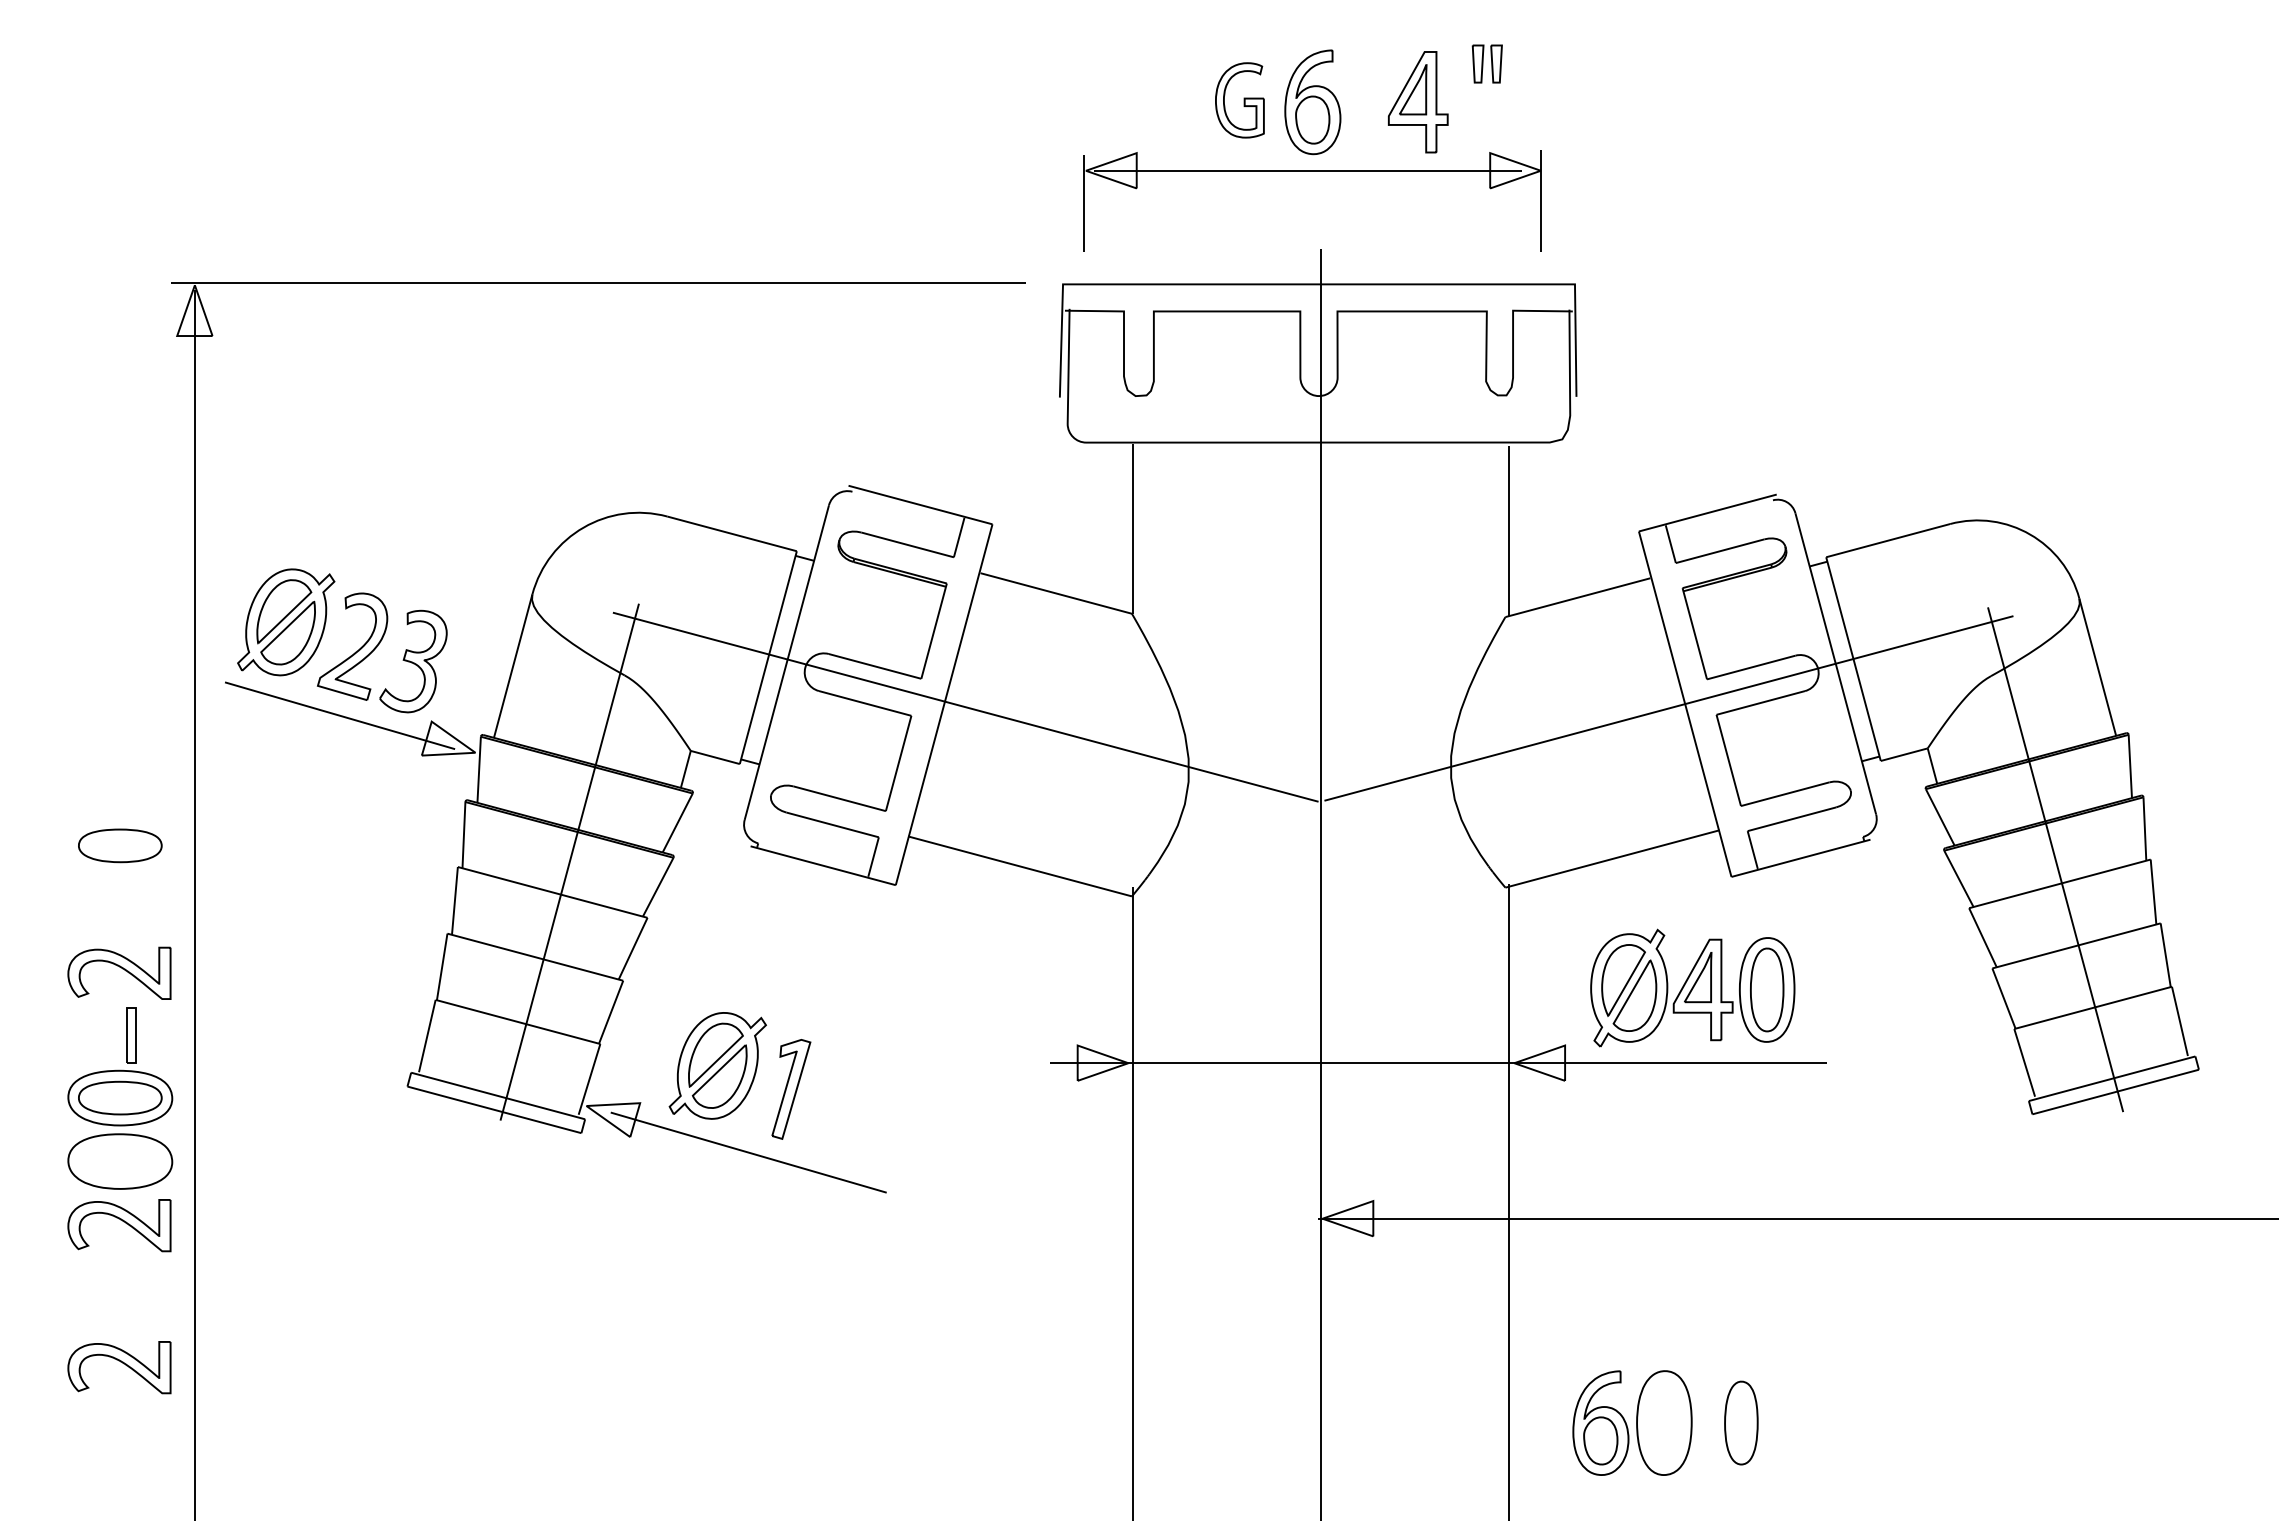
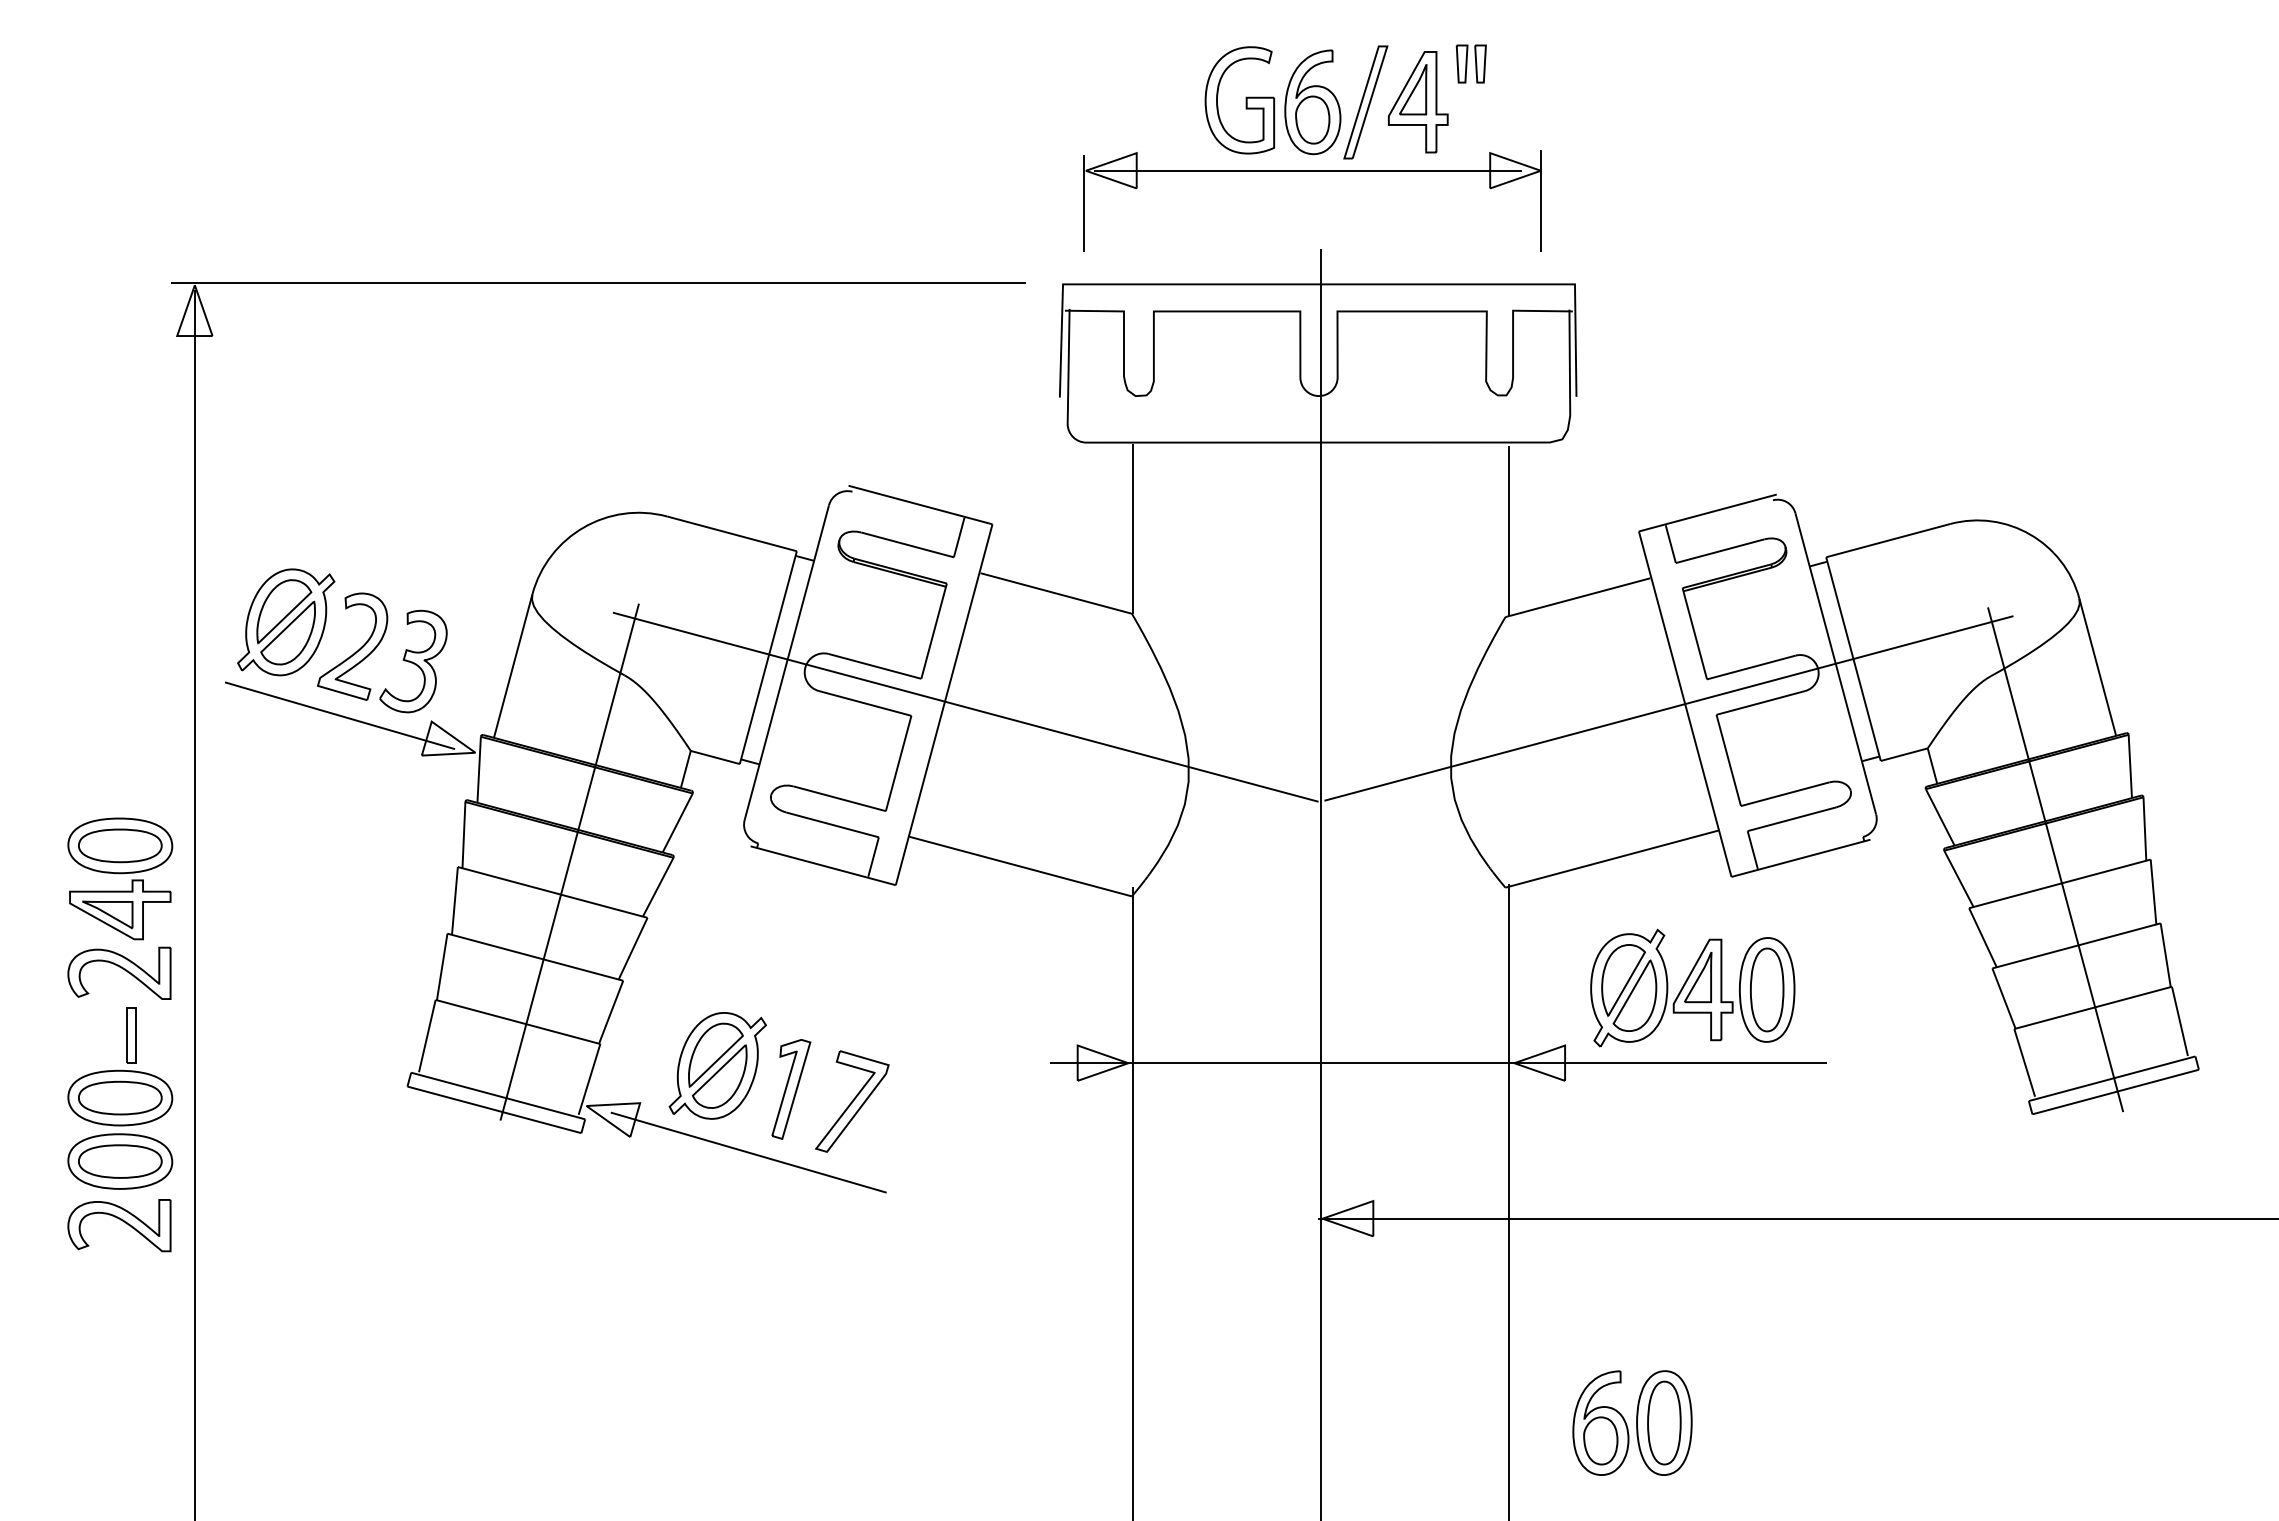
part position: (1486, 63) -> (1470, 63) (1470, 63)
part size: 50x77 px -> 72x109 px (1239, 100)
part: none -> present (1365, 102)
part: none -> present (120, 878)
part: none -> present (851, 1101)
part: none -> present (120, 1161)
part: present -> none (119, 1367)
part position: (1741, 1422) -> (1664, 1422) (1664, 1422)
